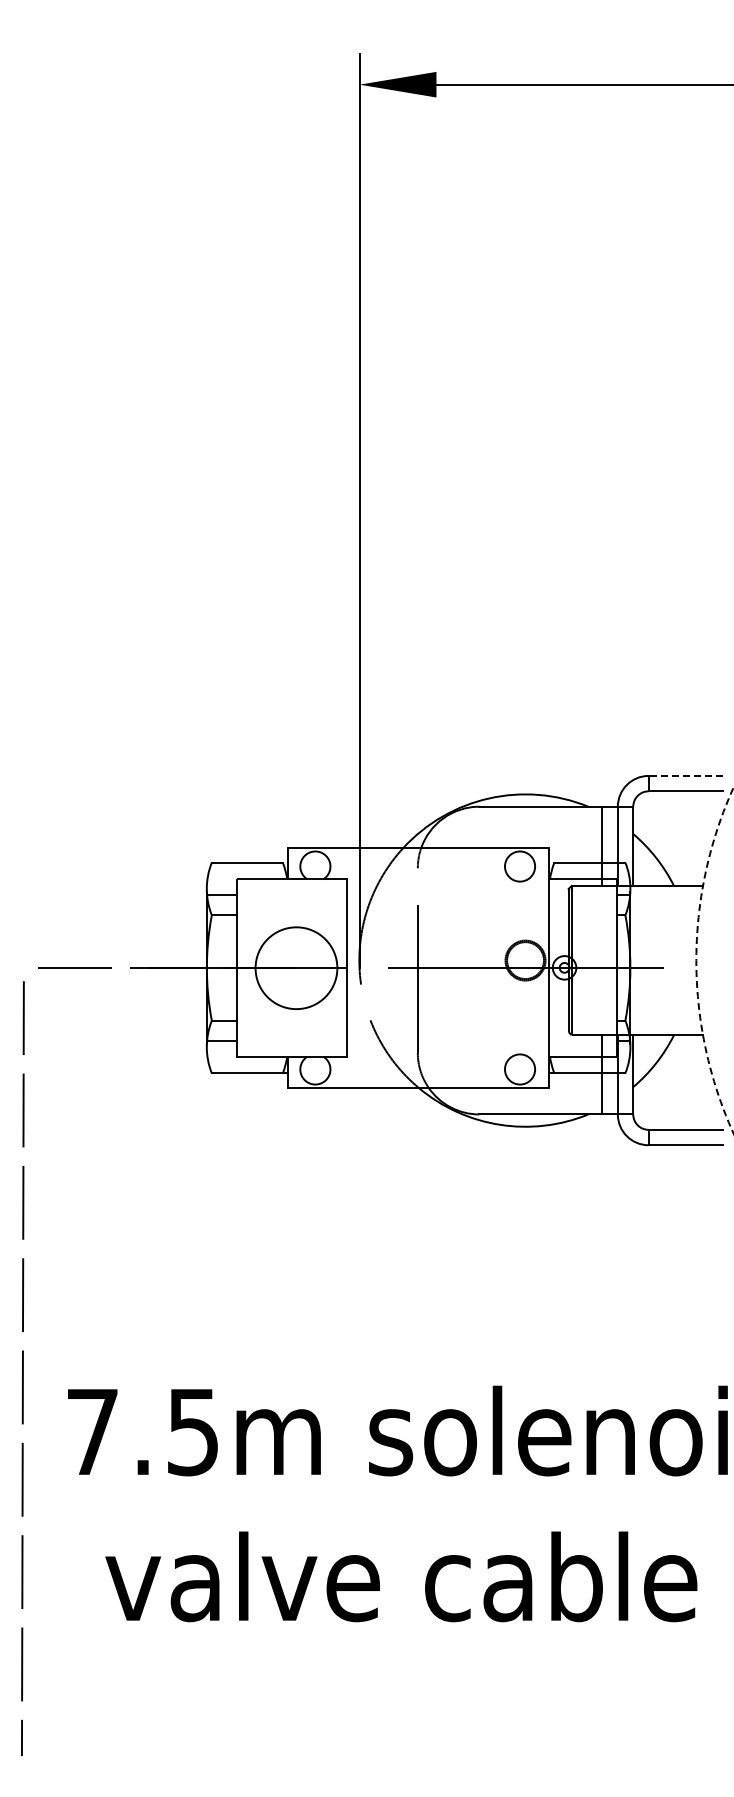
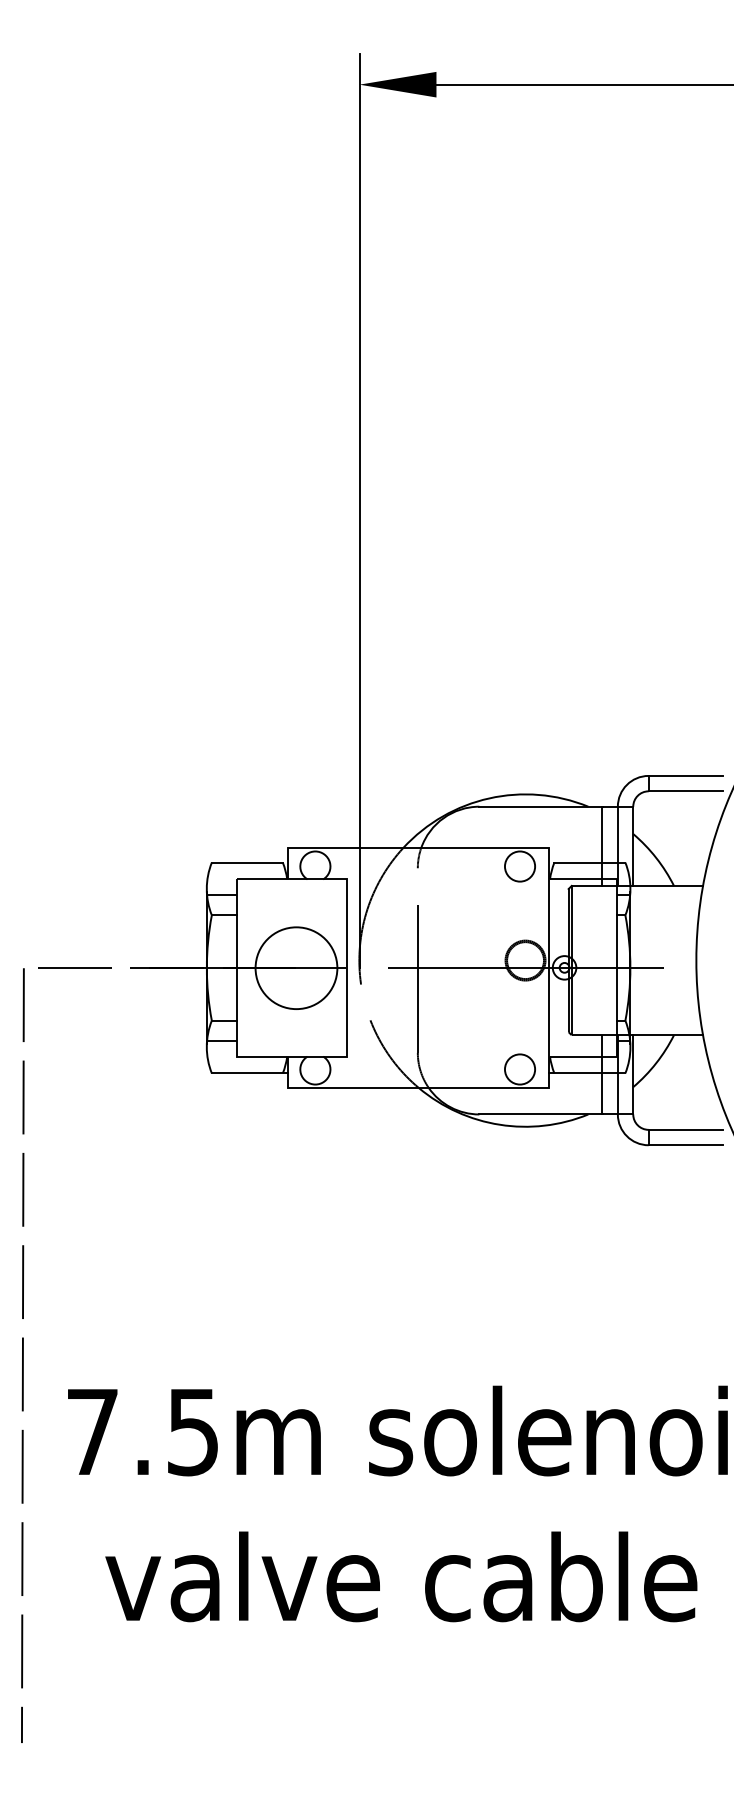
line: dashed -> solid (685, 775)
arc: dashed -> solid (696, 960)
line position: (22, 1368) -> (22, 1355) (22, 1355)
